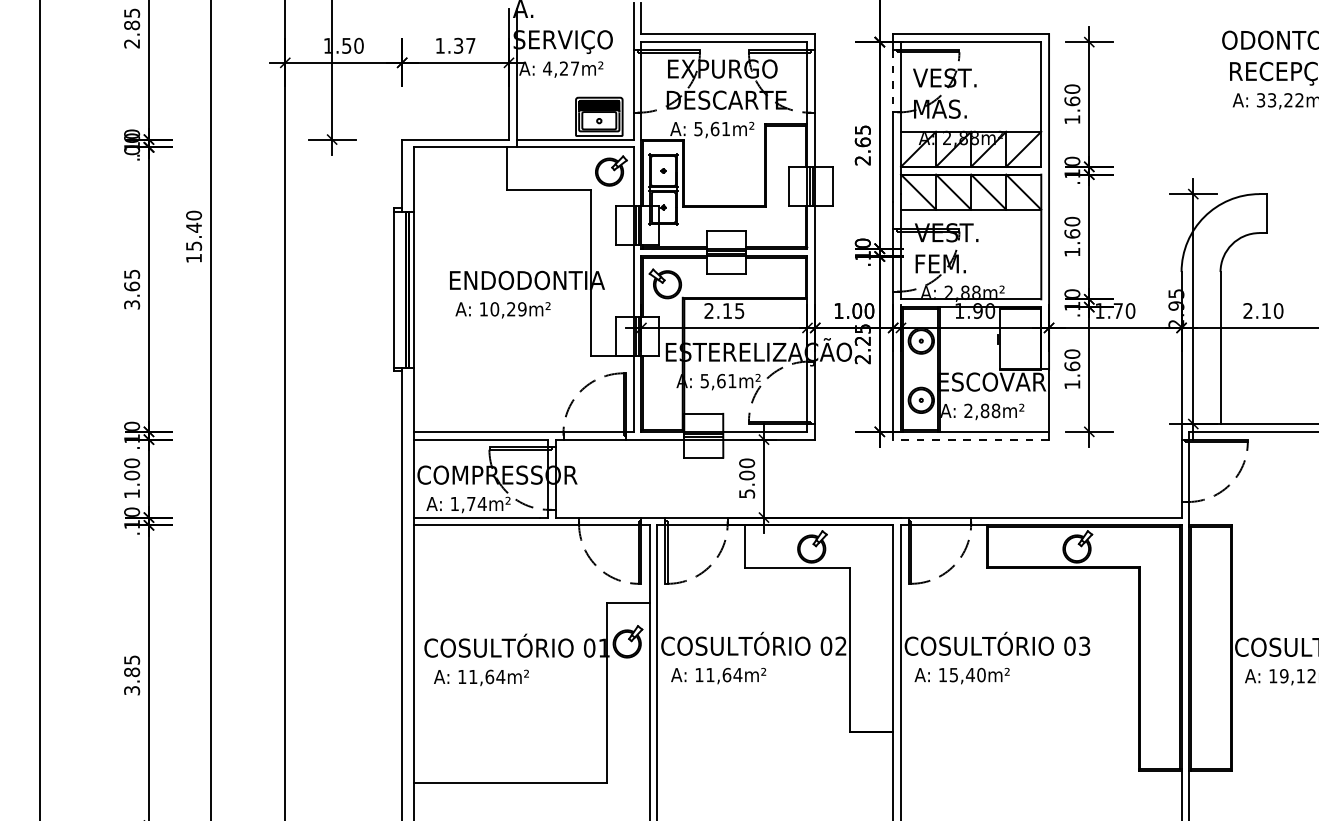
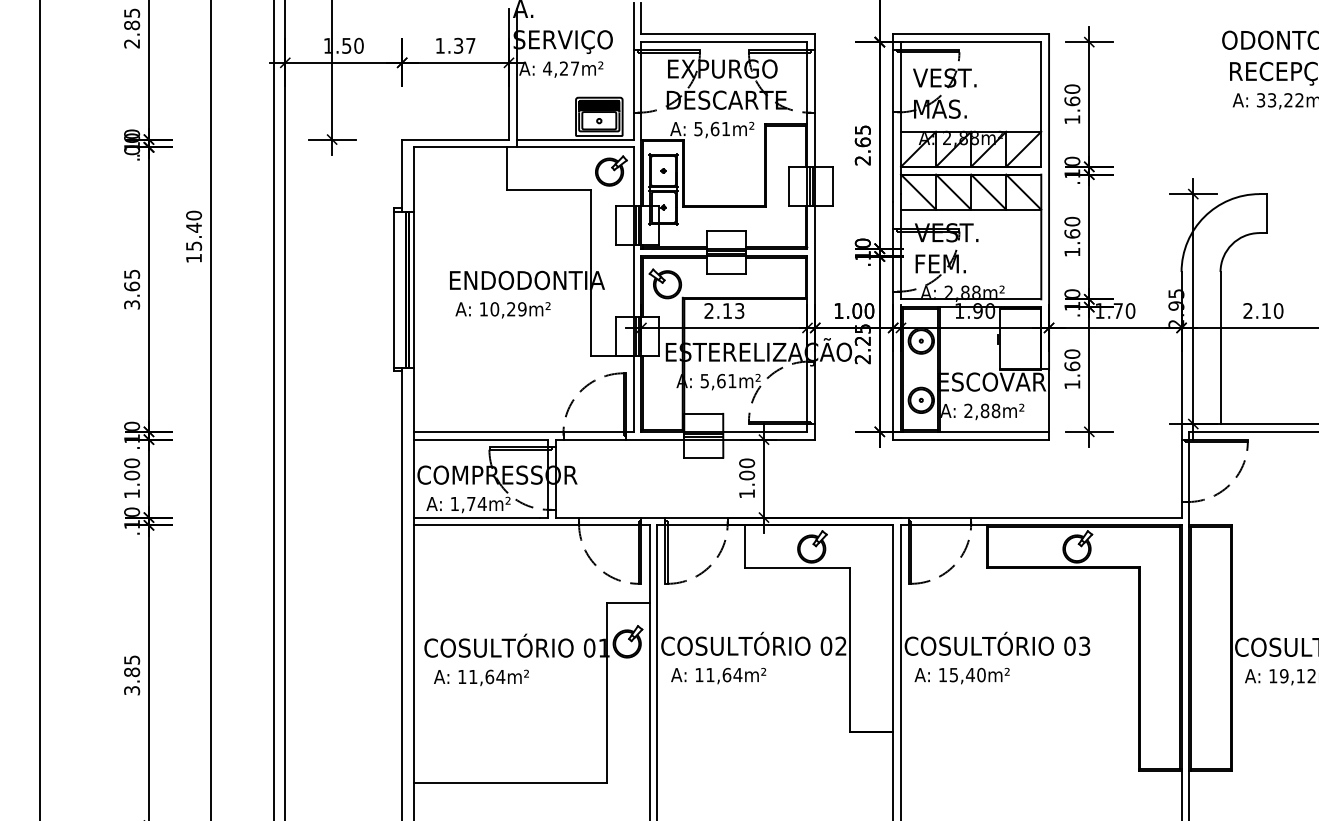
line: dashed -> solid (893, 81)
text: 2.15 -> 2.13 (739, 310)
line: none -> present (273, 409)
line: dashed -> solid (971, 439)
text: 5.00 -> 1.00 (747, 493)
